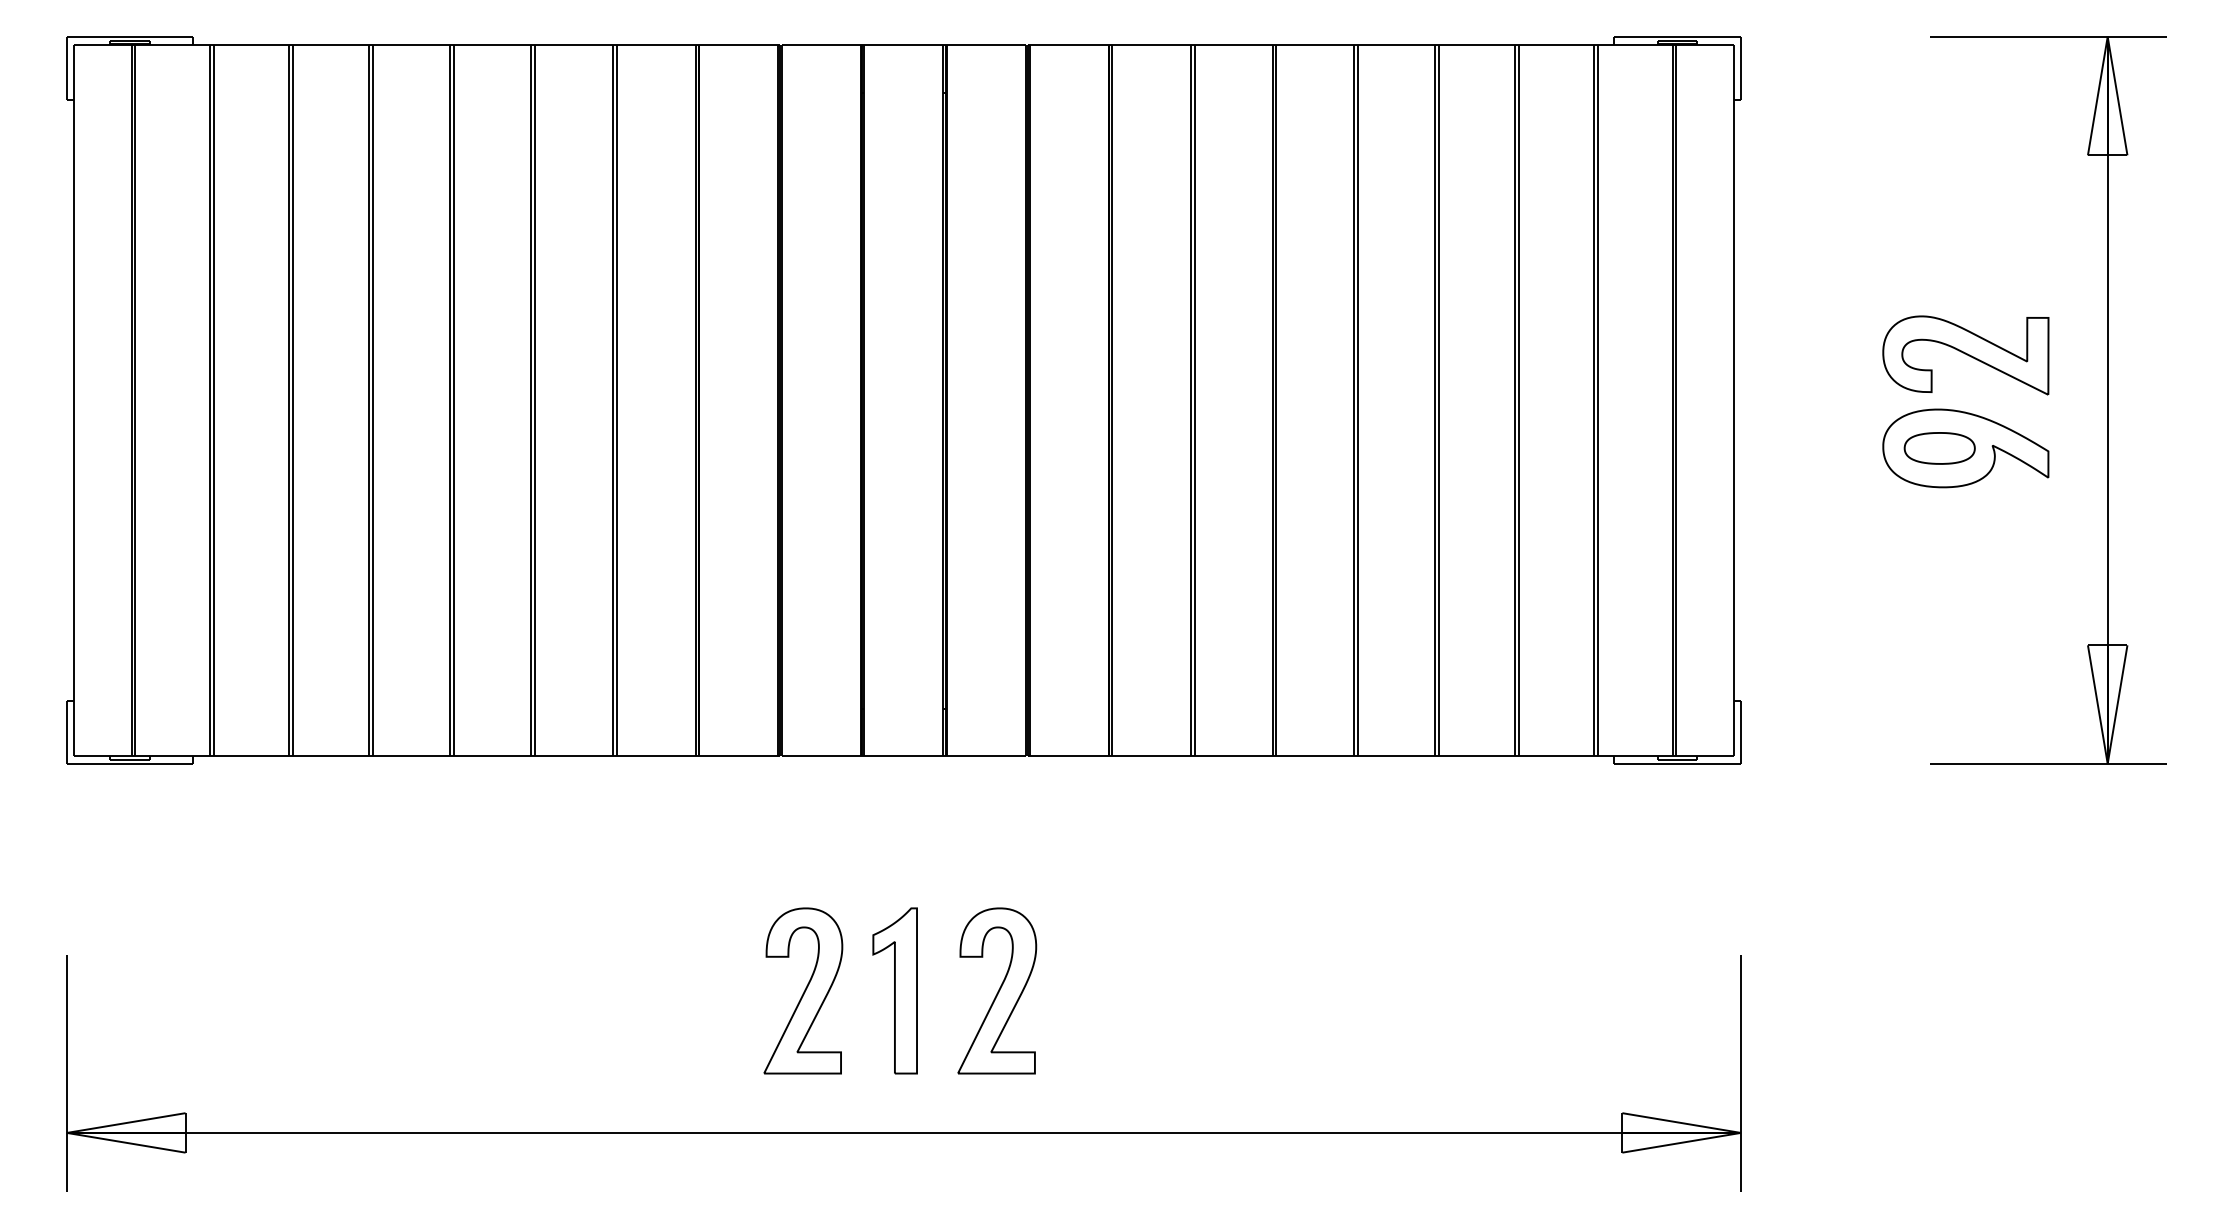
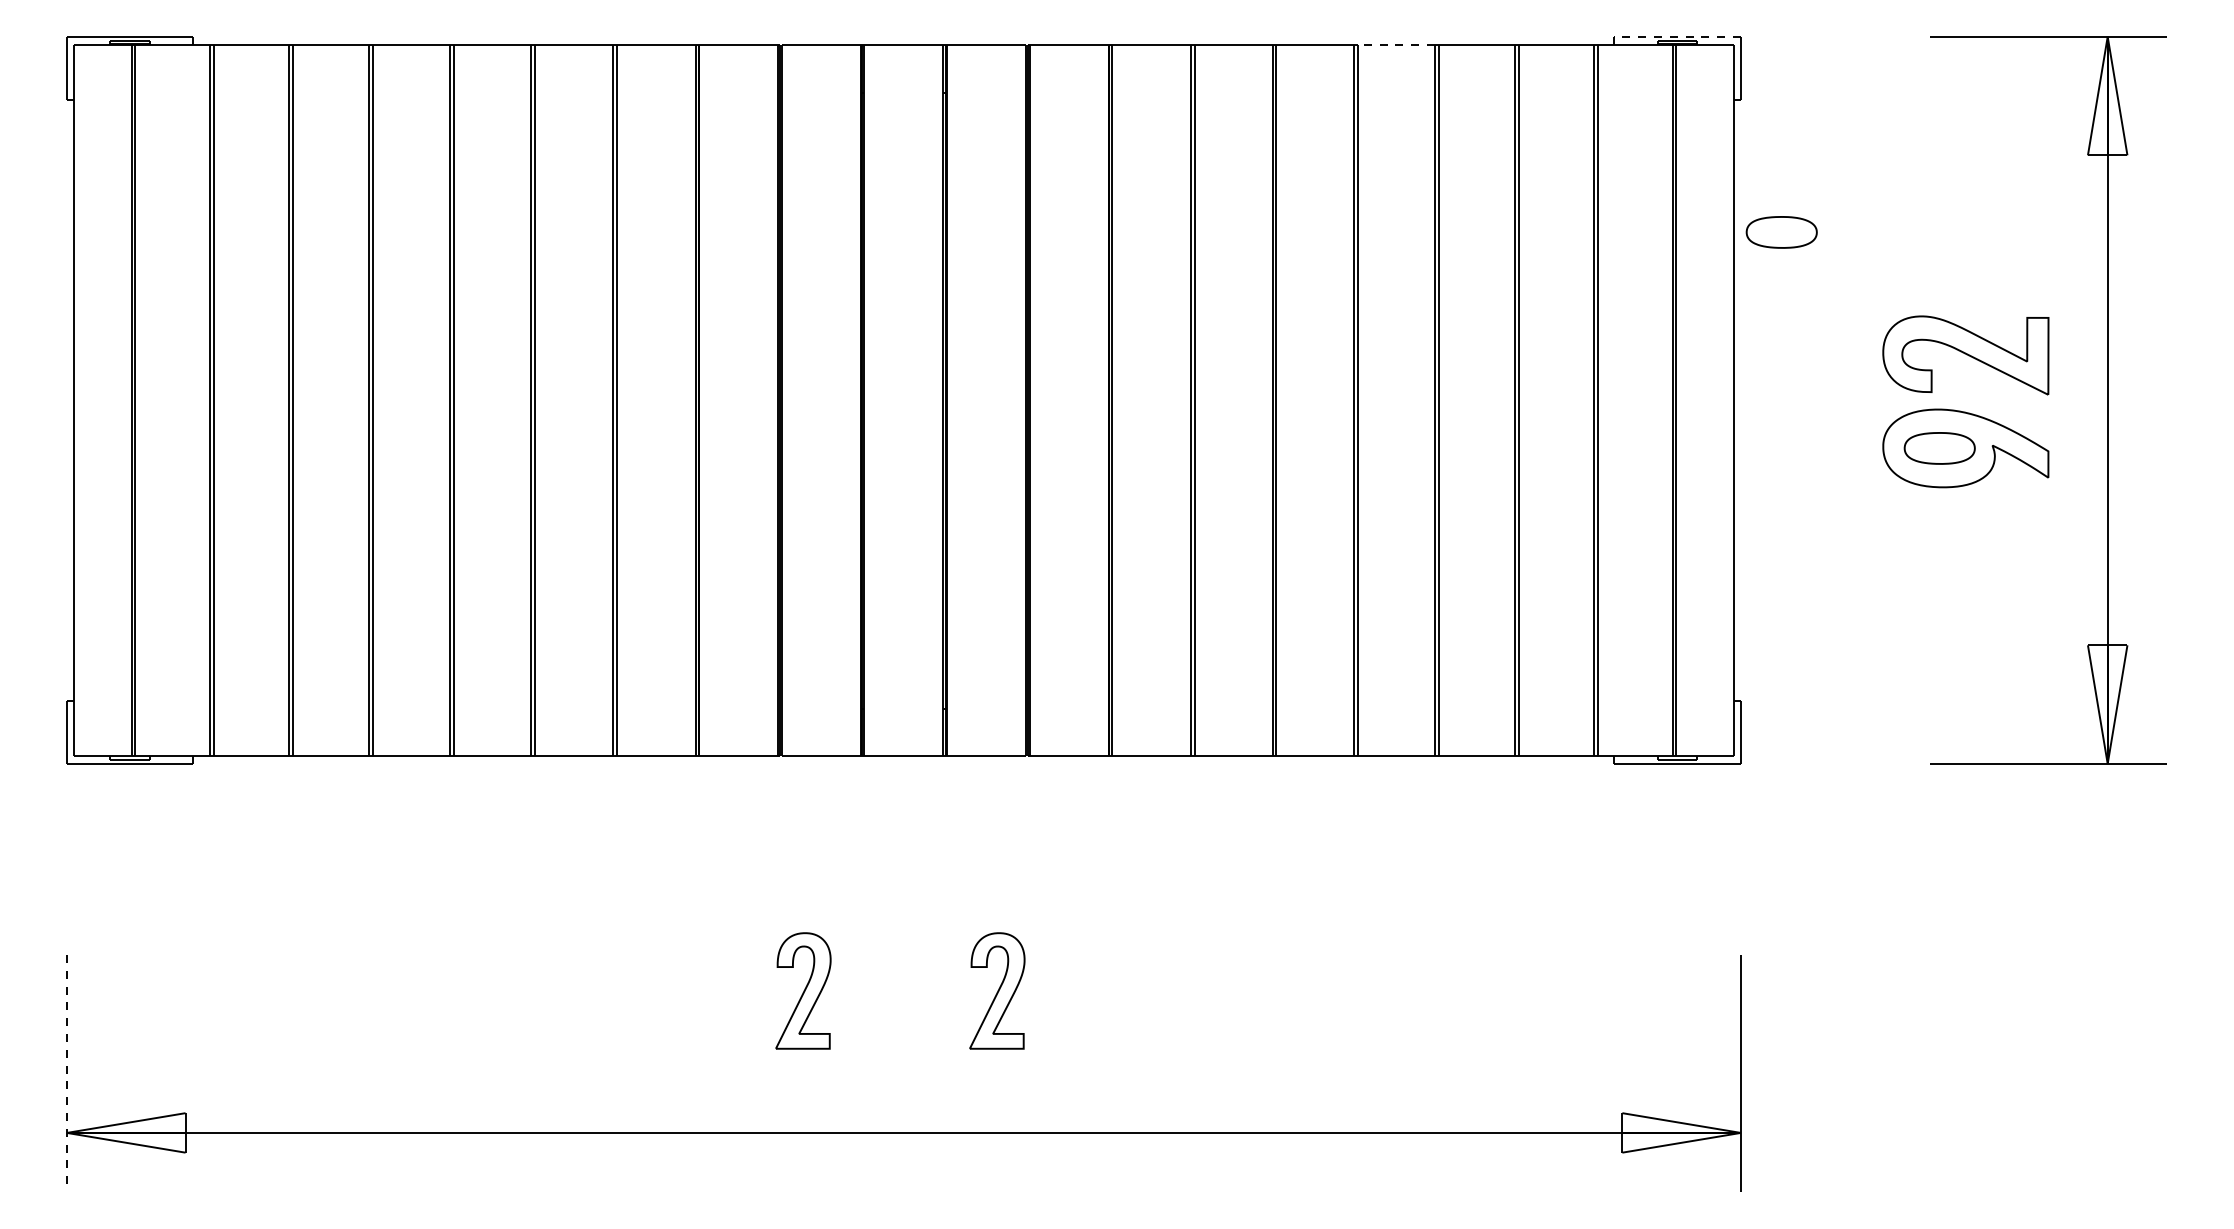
line: solid -> dashed (1677, 36)
line: solid -> dashed (1396, 45)
part: none -> present (1781, 232)
part size: 81x168 px -> 57x118 px (803, 990)
part: present -> none (894, 990)
part size: 81x168 px -> 57x118 px (997, 990)
line: solid -> dashed (67, 1073)
